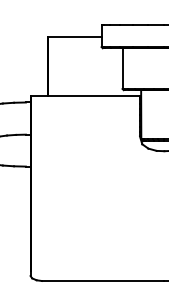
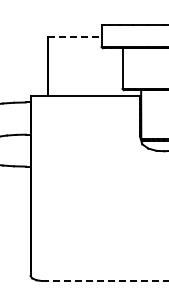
line: solid -> dashed (74, 37)
line: solid -> dashed (103, 281)
